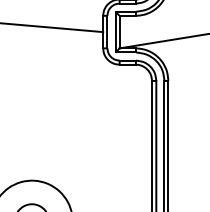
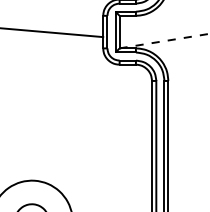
line position: (52, 27) -> (52, 32) (52, 32)
line: solid -> dashed (164, 41)
